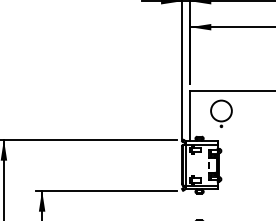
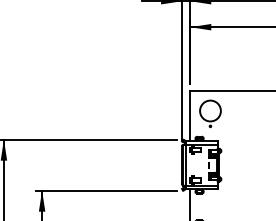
part position: (221, 113) -> (210, 113) (210, 113)
line: none -> present (190, 203)
